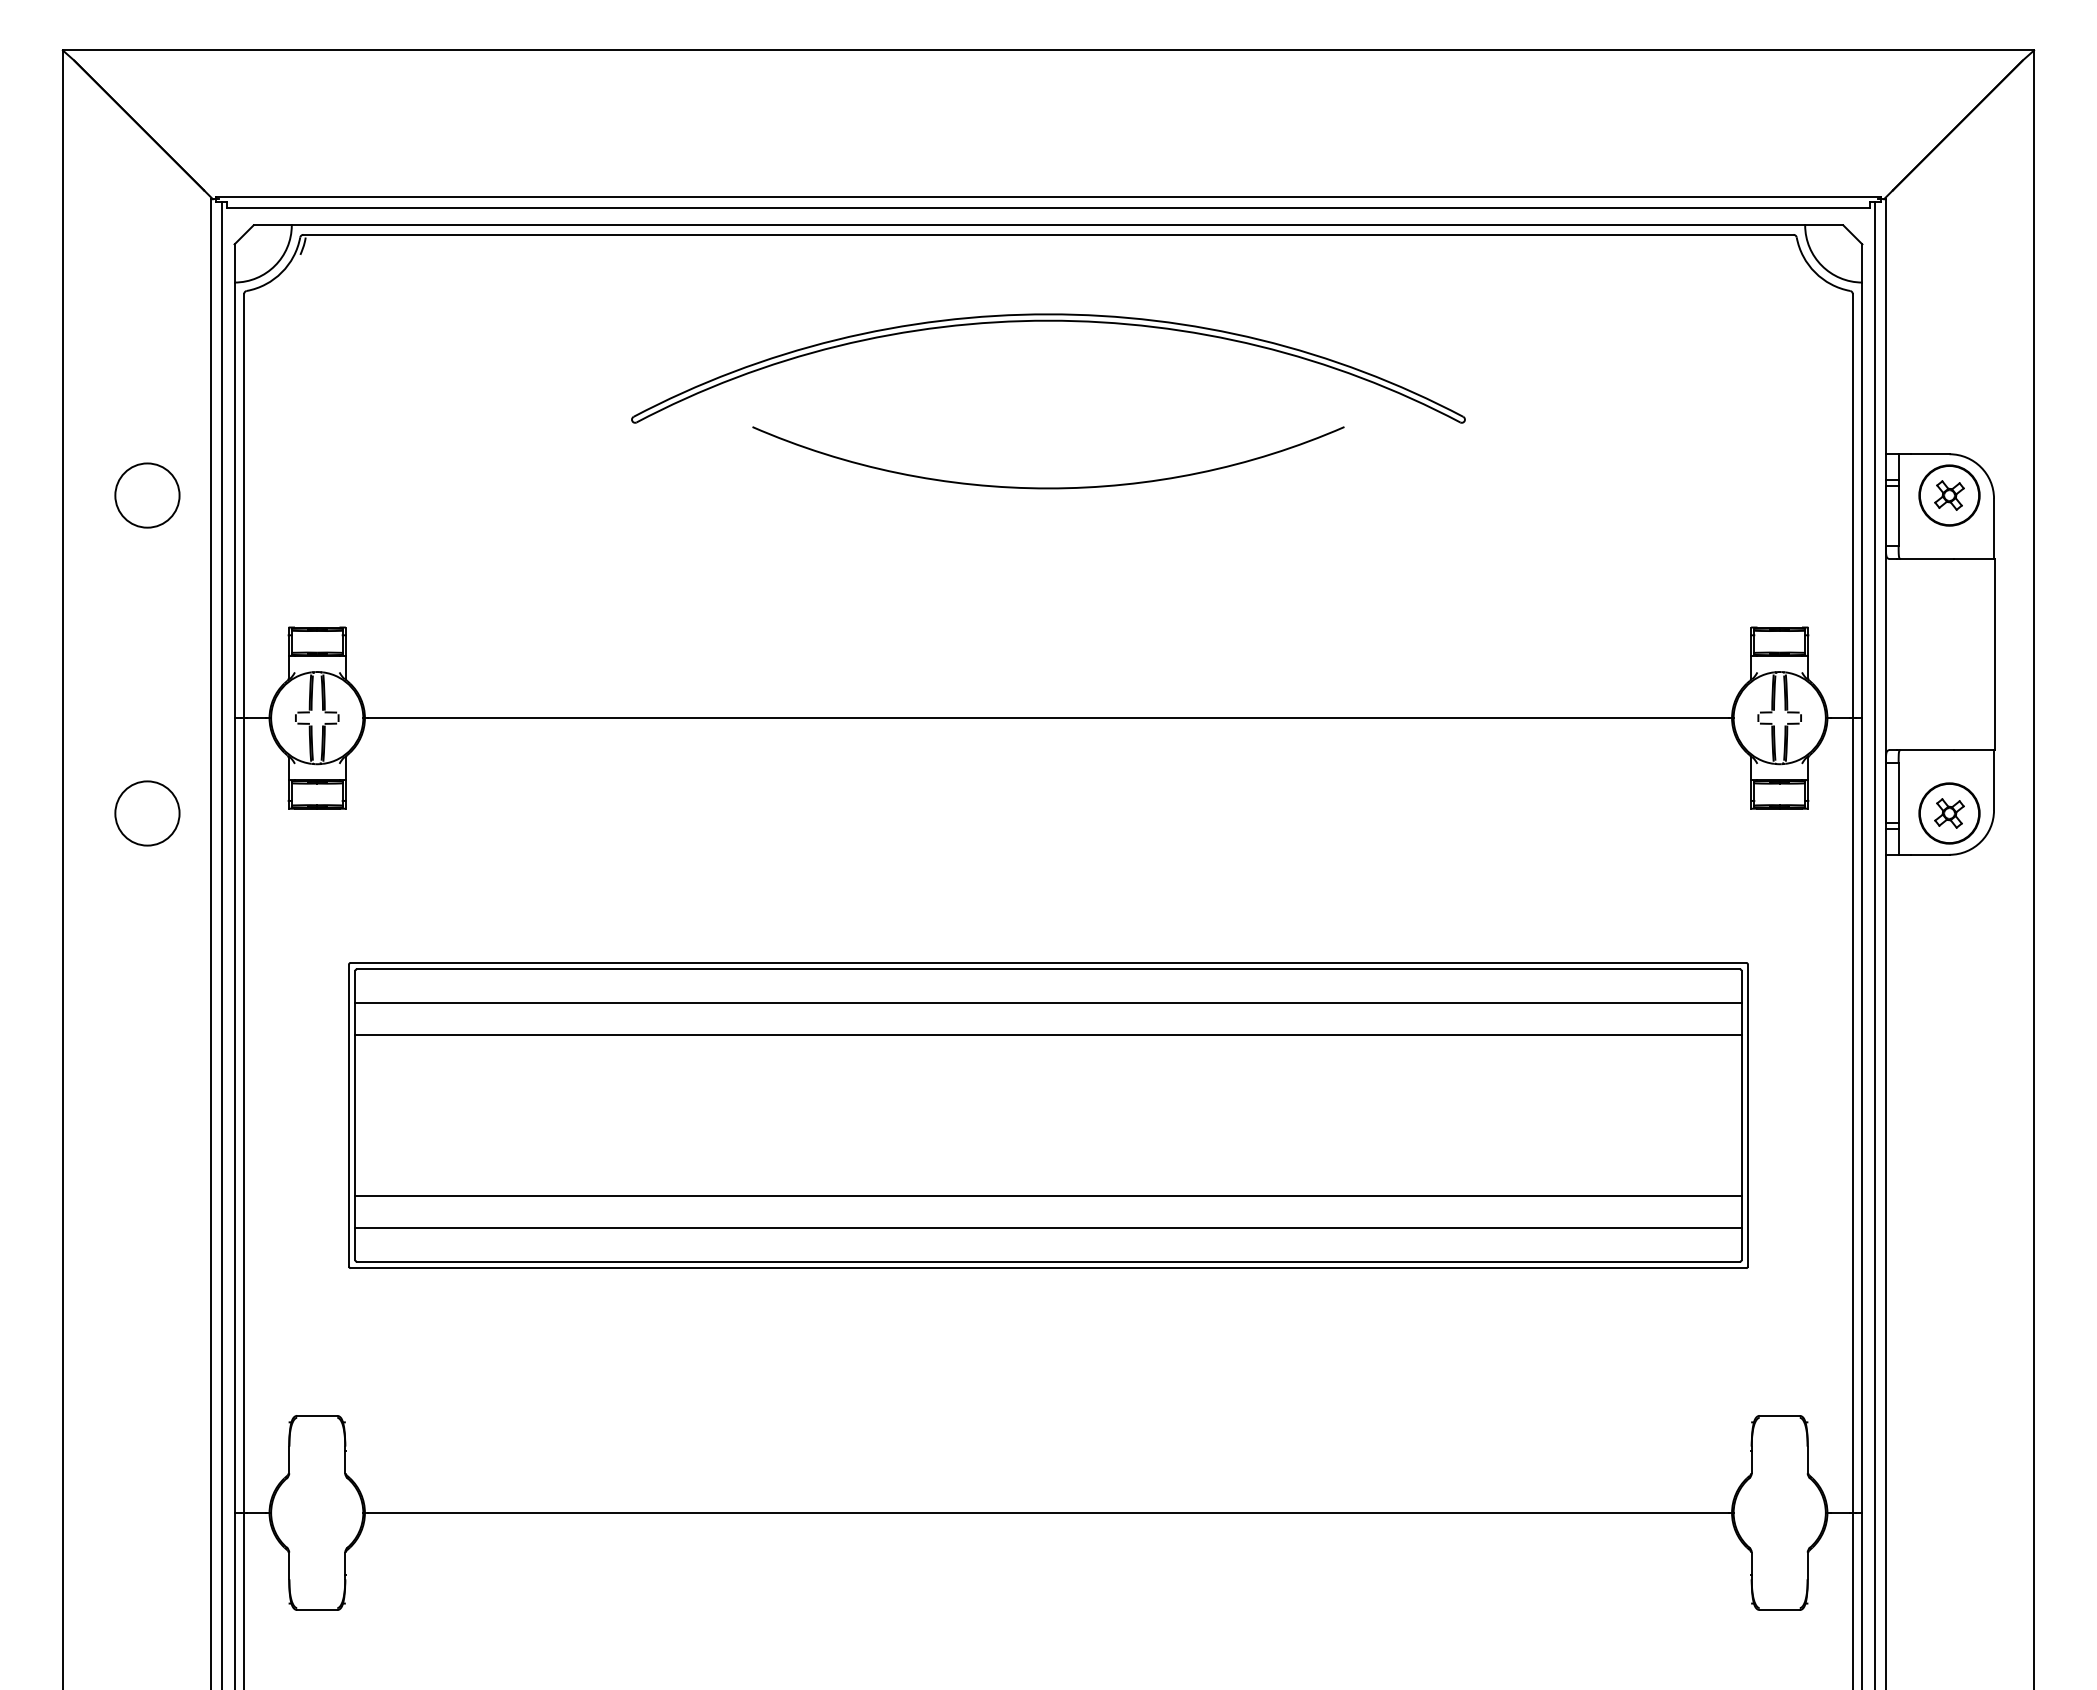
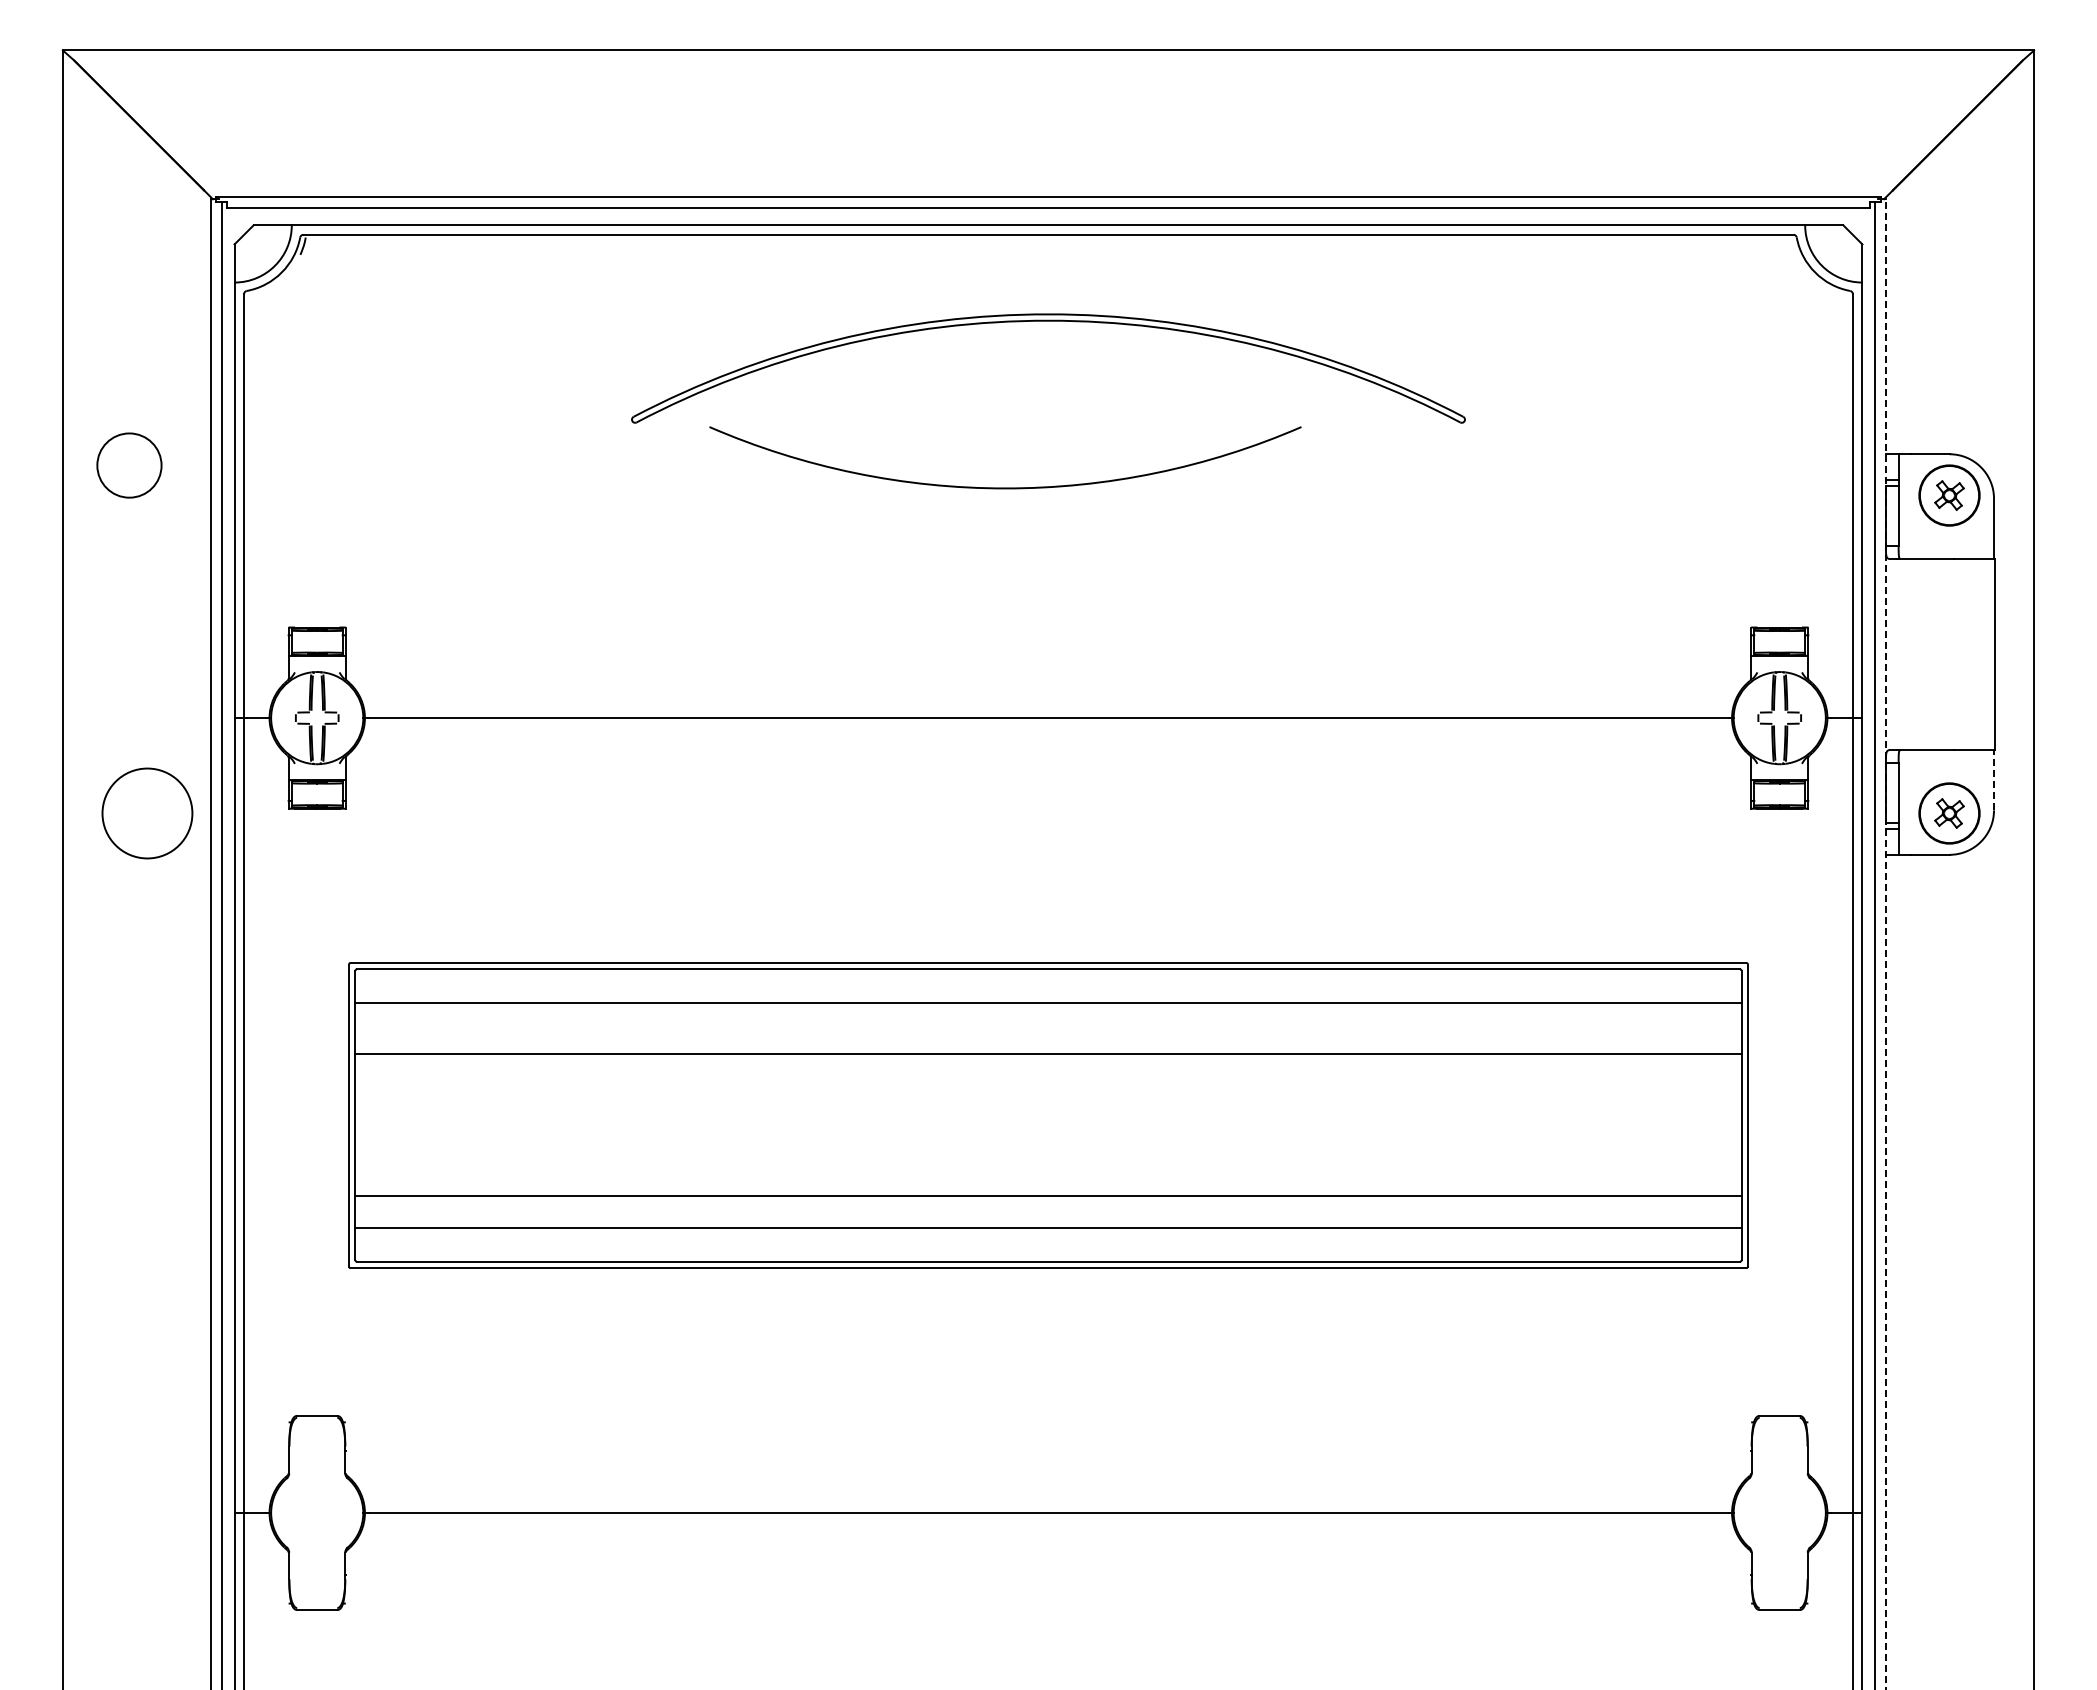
arc position: (1048, 487) -> (1005, 487) (1005, 487)
circle position: (147, 495) -> (129, 465) (129, 465)
line: solid -> dashed (1994, 779)
circle diameter: 64 px -> 90 px (147, 813)
line: solid -> dashed (1885, 944)
line position: (1048, 1034) -> (1048, 1053) (1048, 1053)
